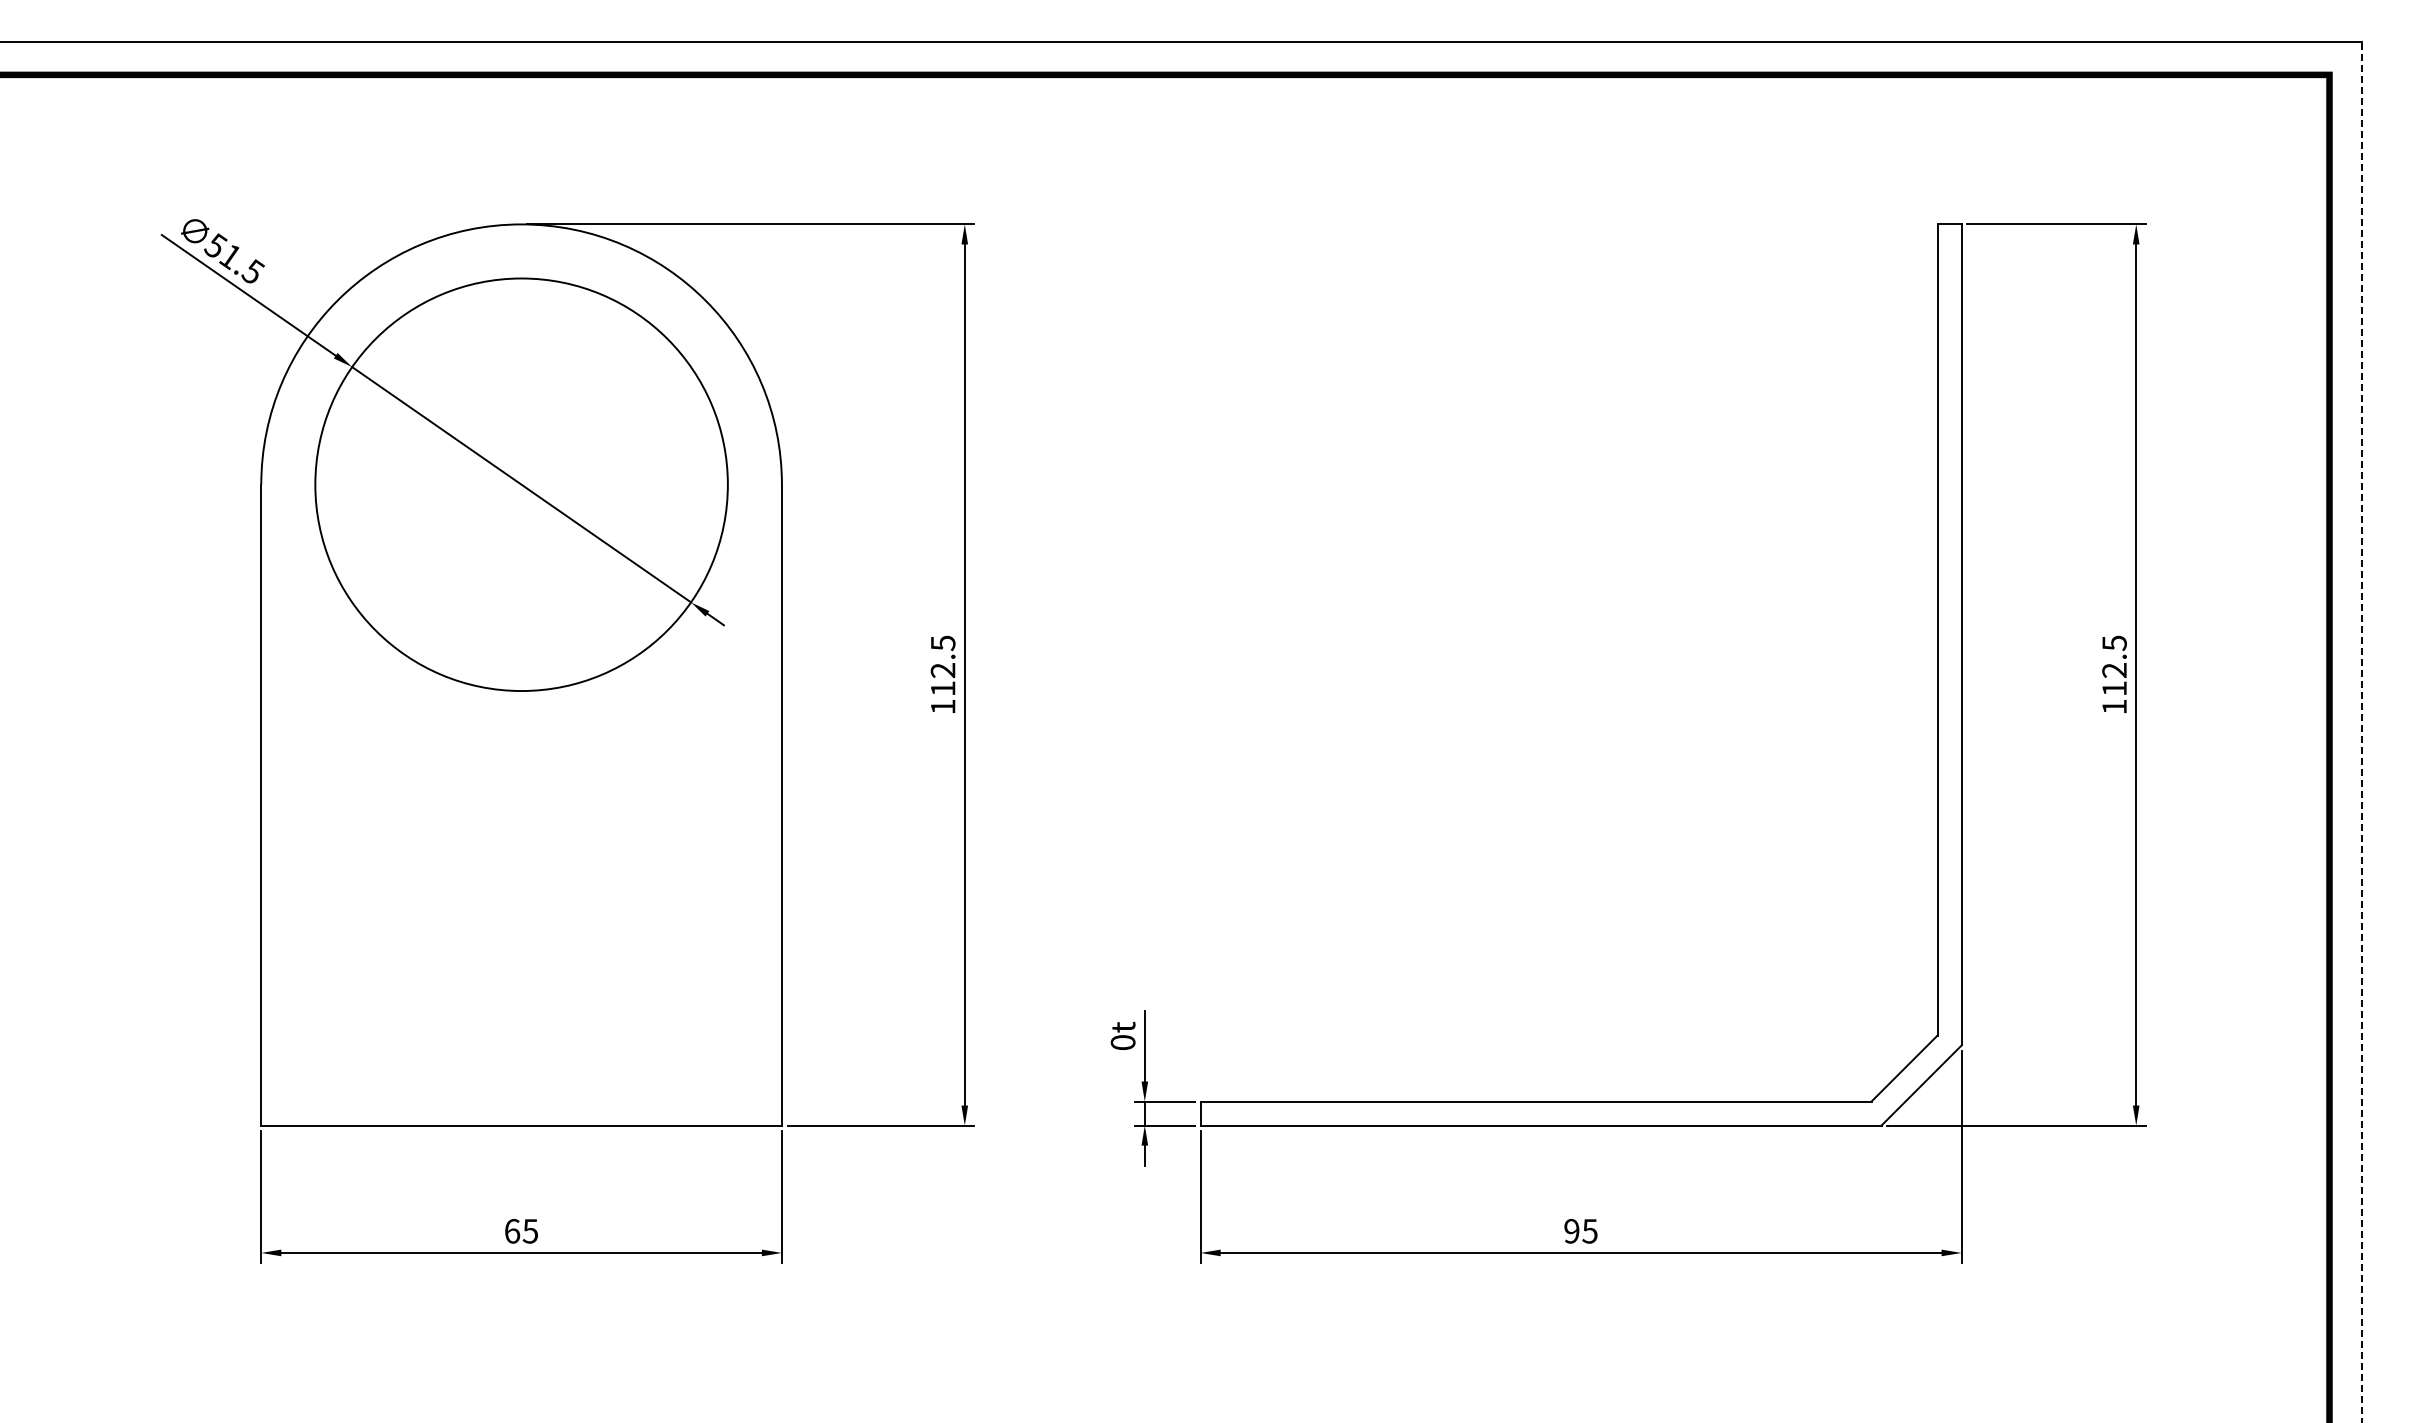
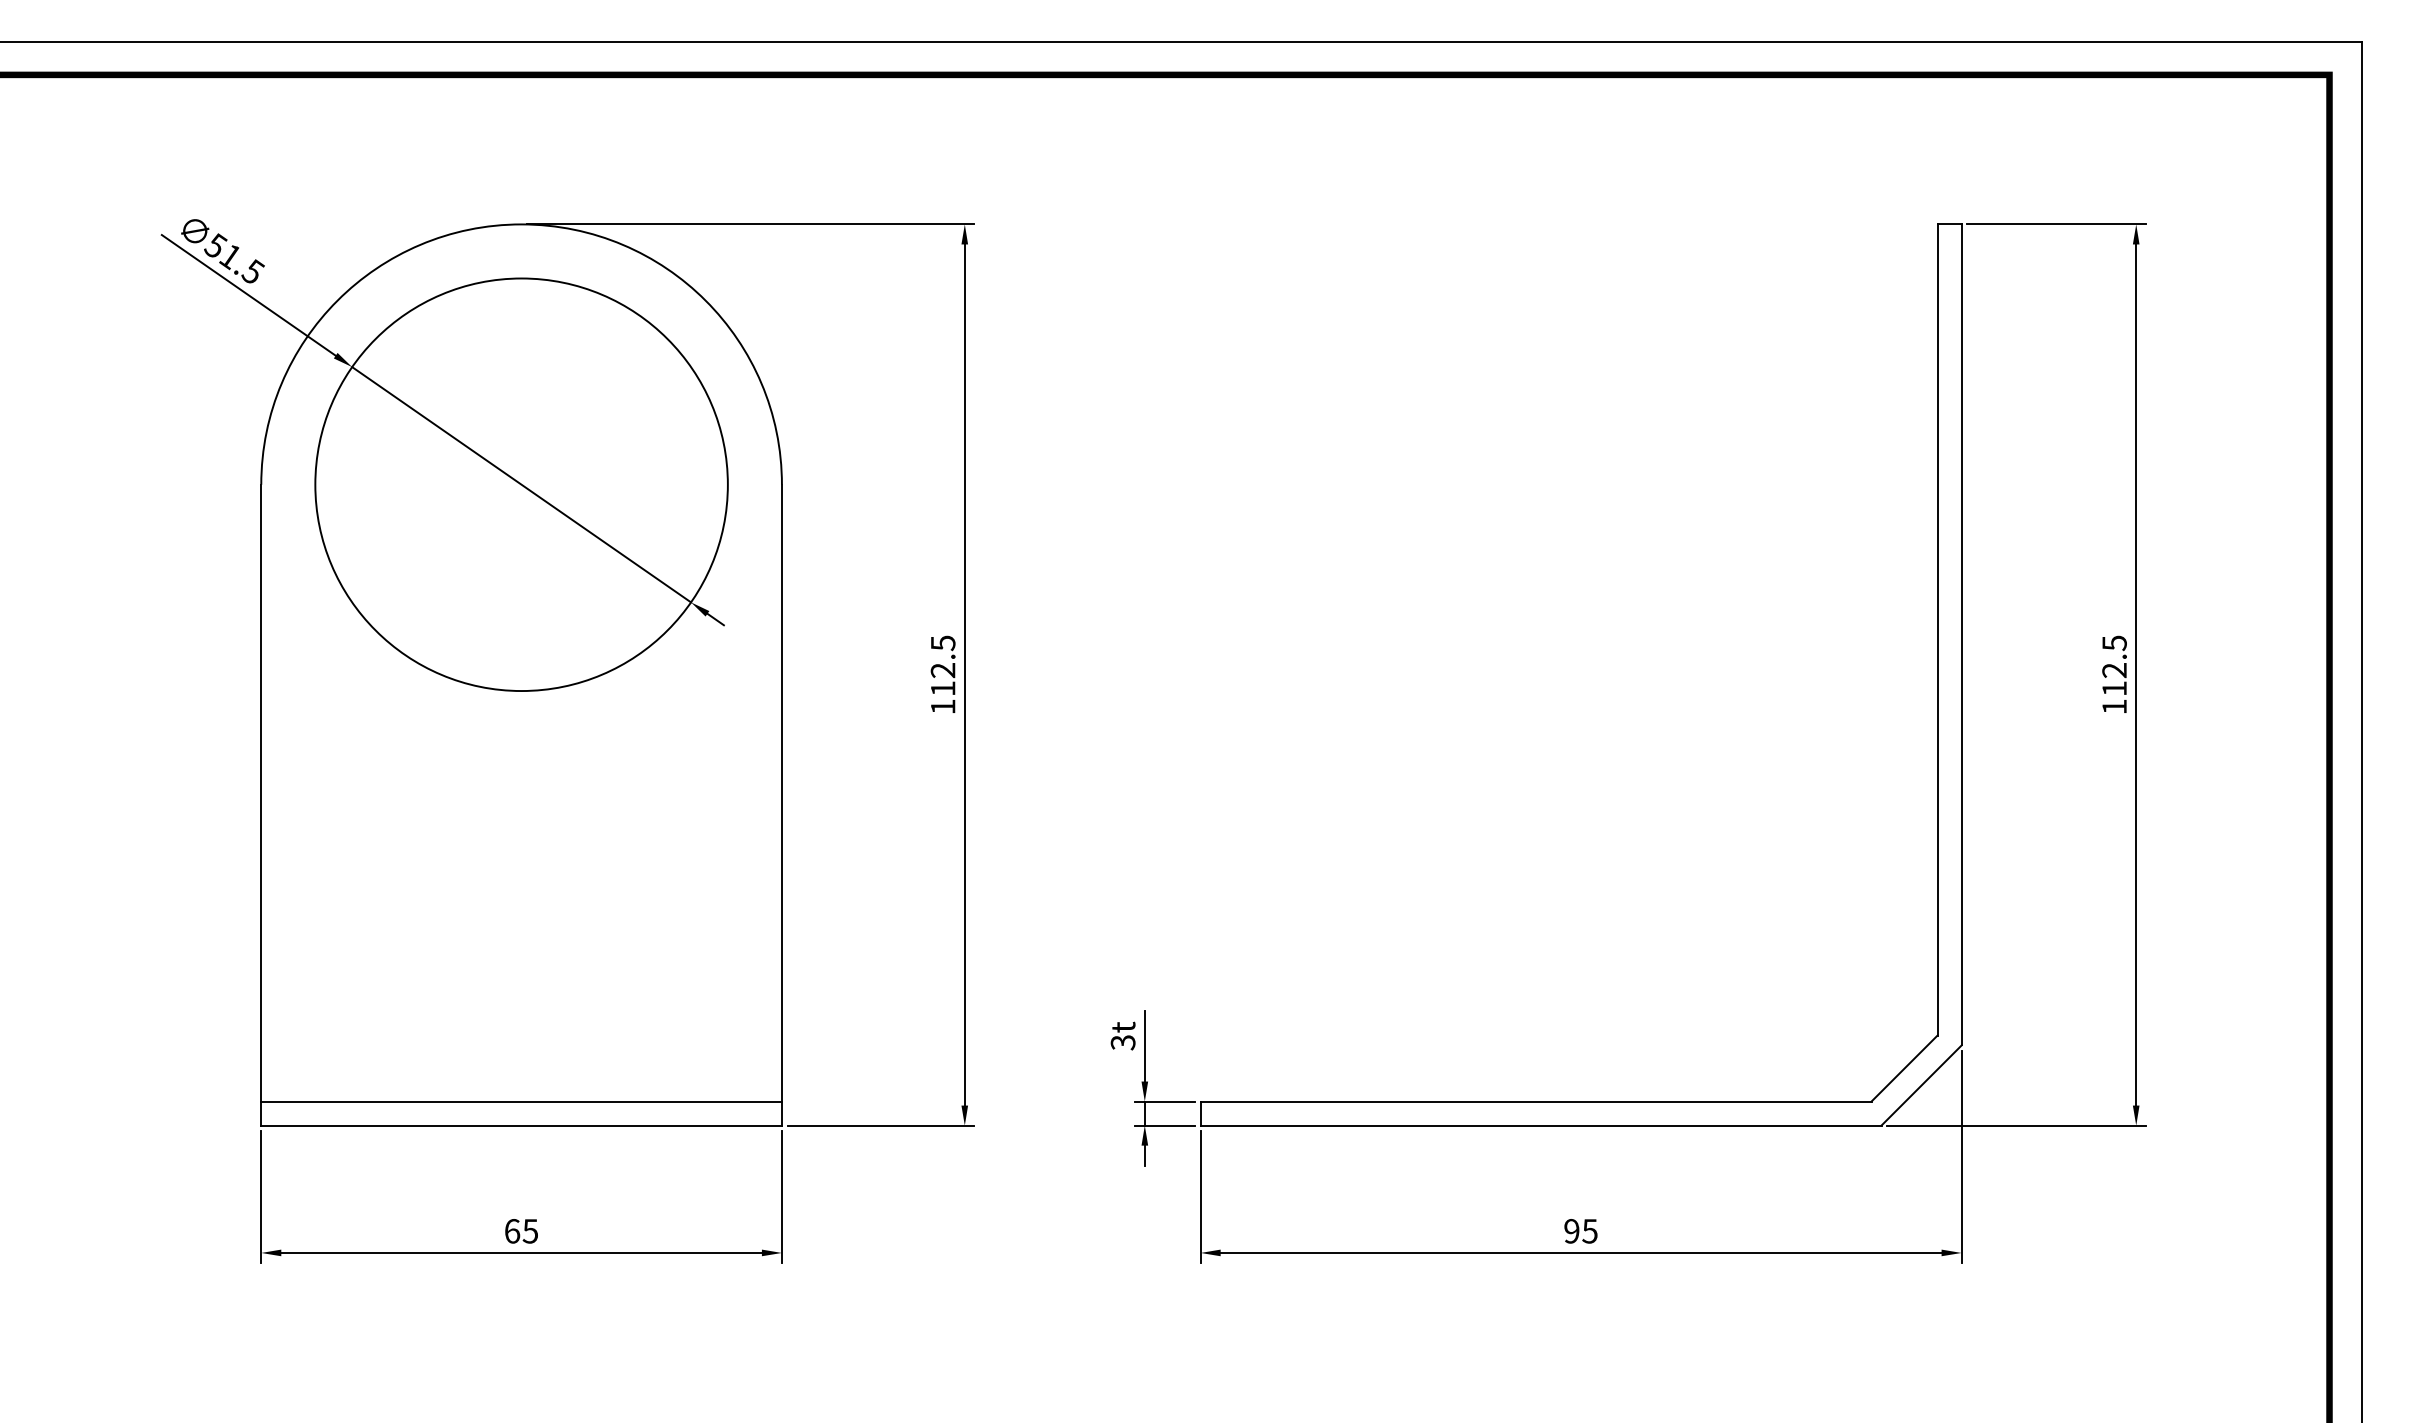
line: dashed -> solid (2361, 732)
text: 0t -> 3t (1122, 1042)
line: none -> present (521, 1101)
